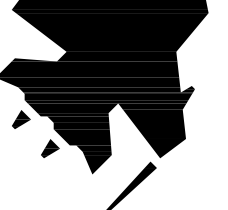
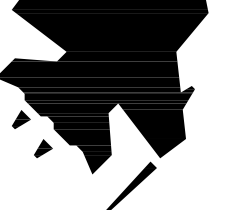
part position: (50, 148) -> (43, 148) (43, 148)
